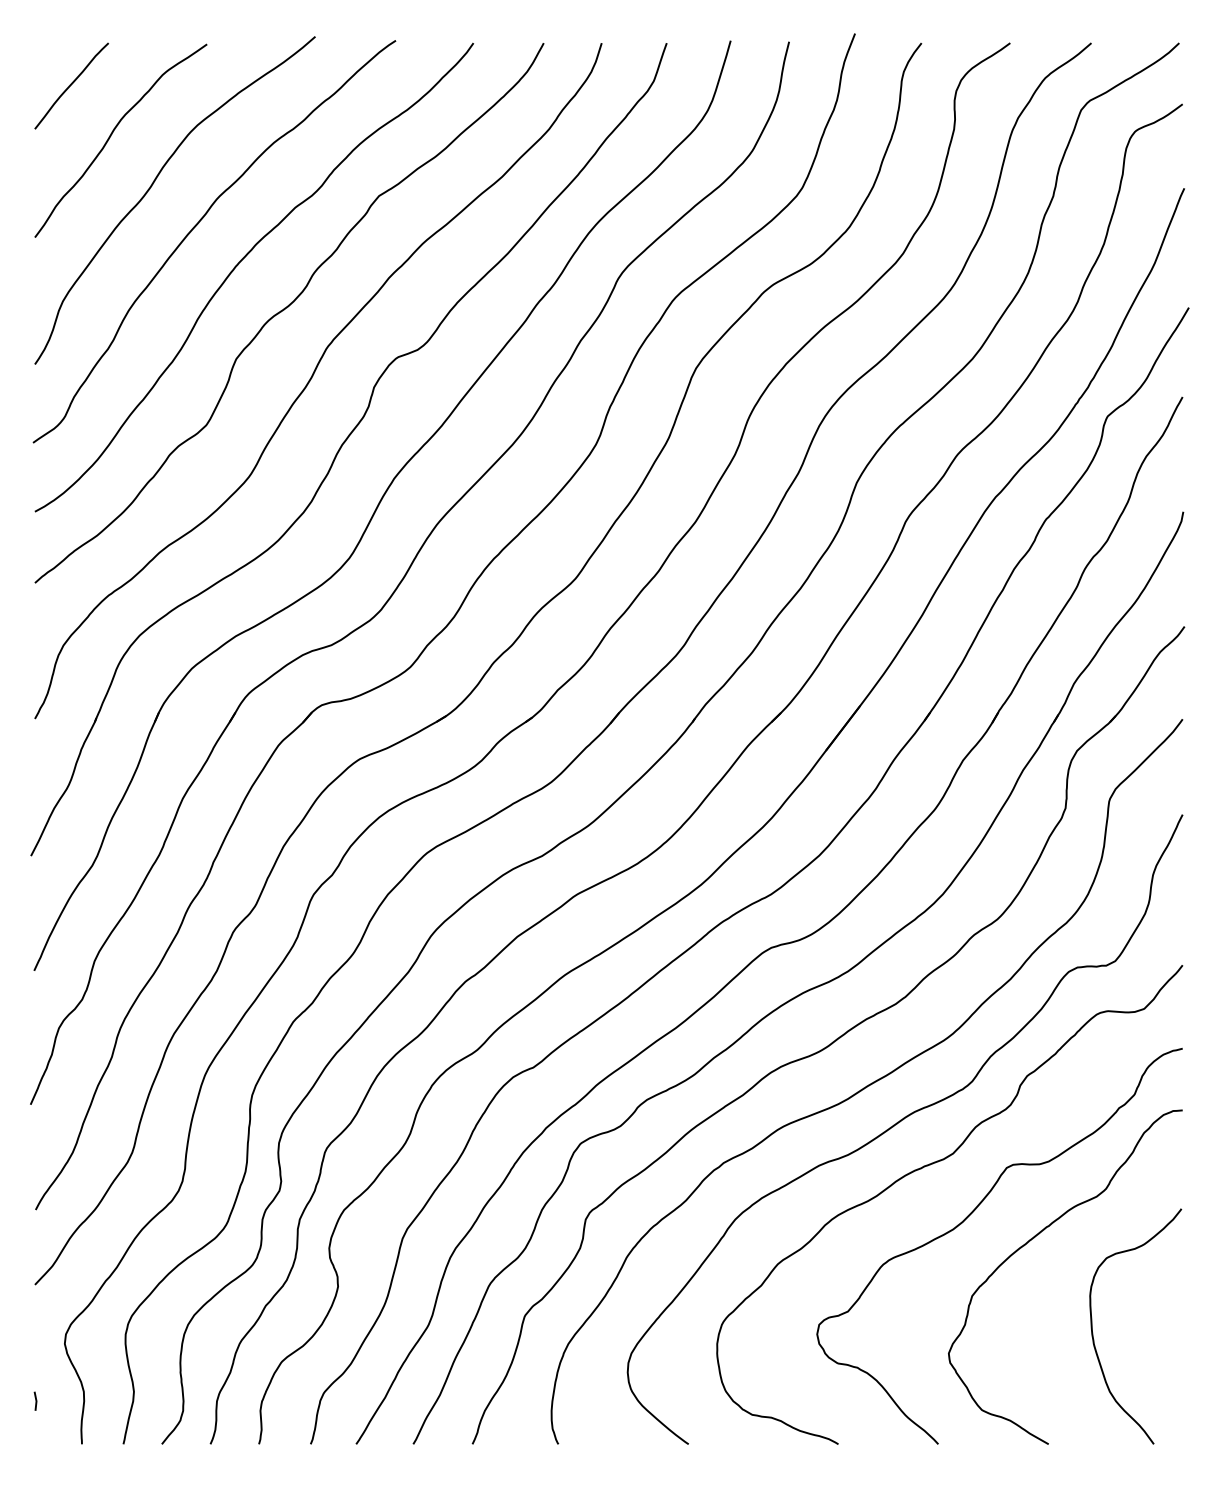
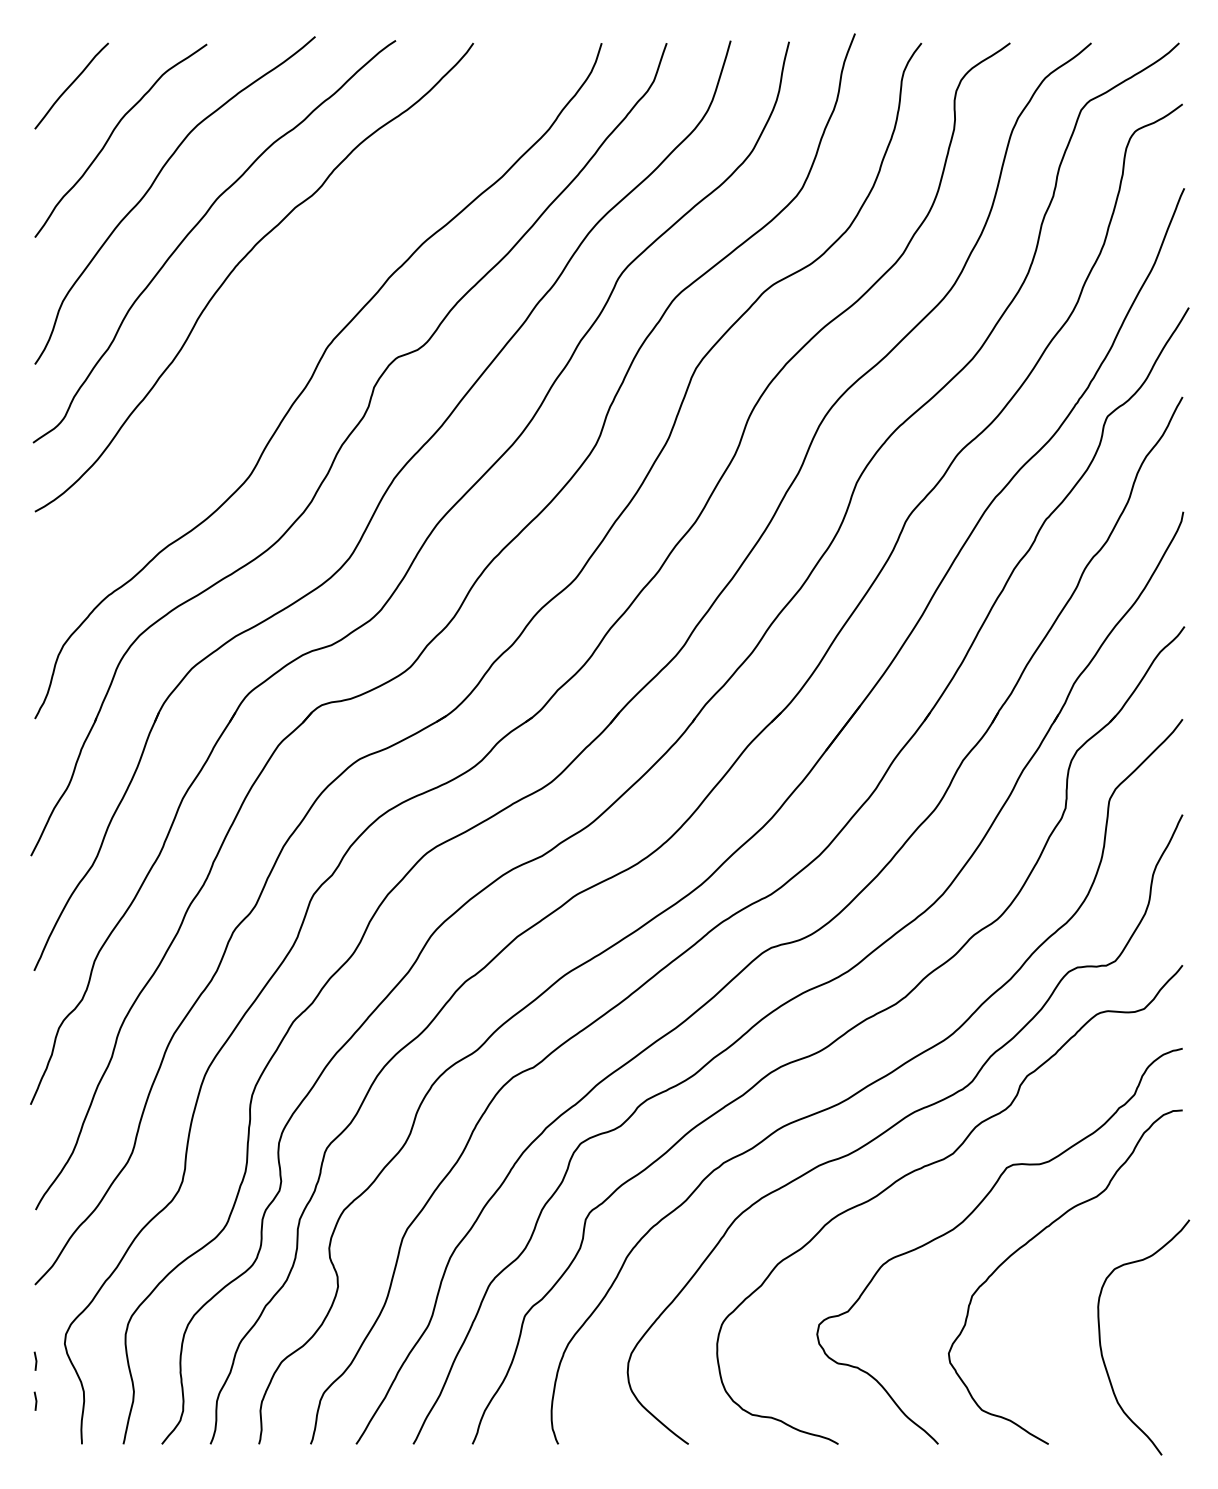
curve: present -> none (285, 309)
curve position: (1093, 1333) -> (1101, 1344) (1101, 1344)
line: none -> present (35, 1360)
